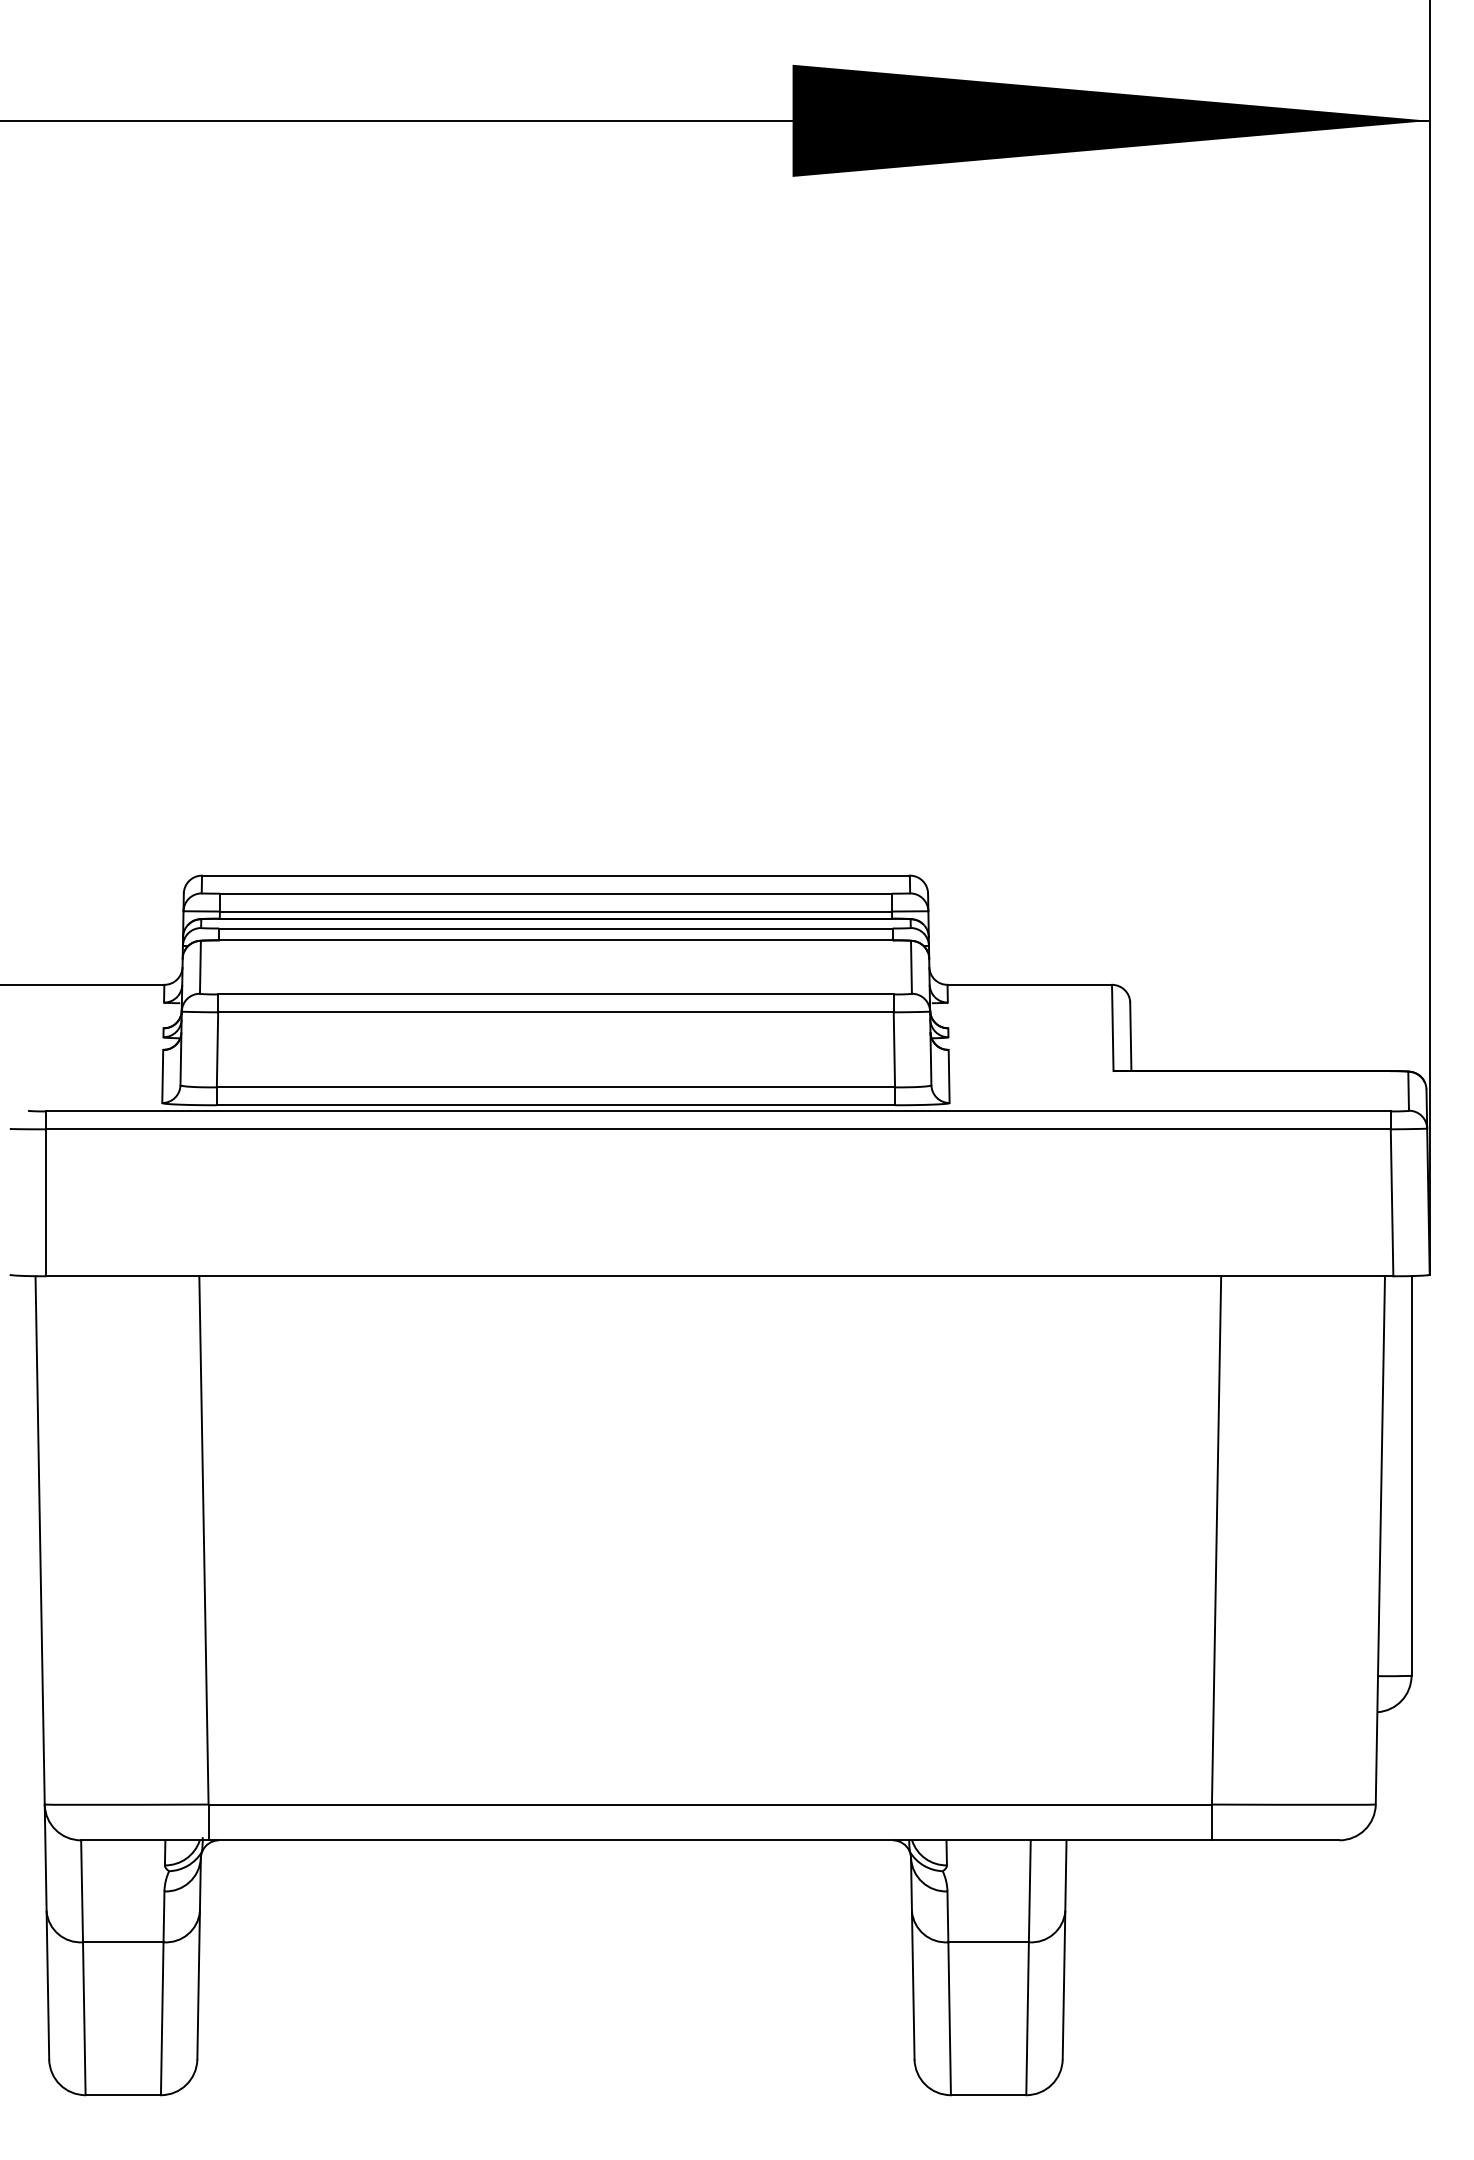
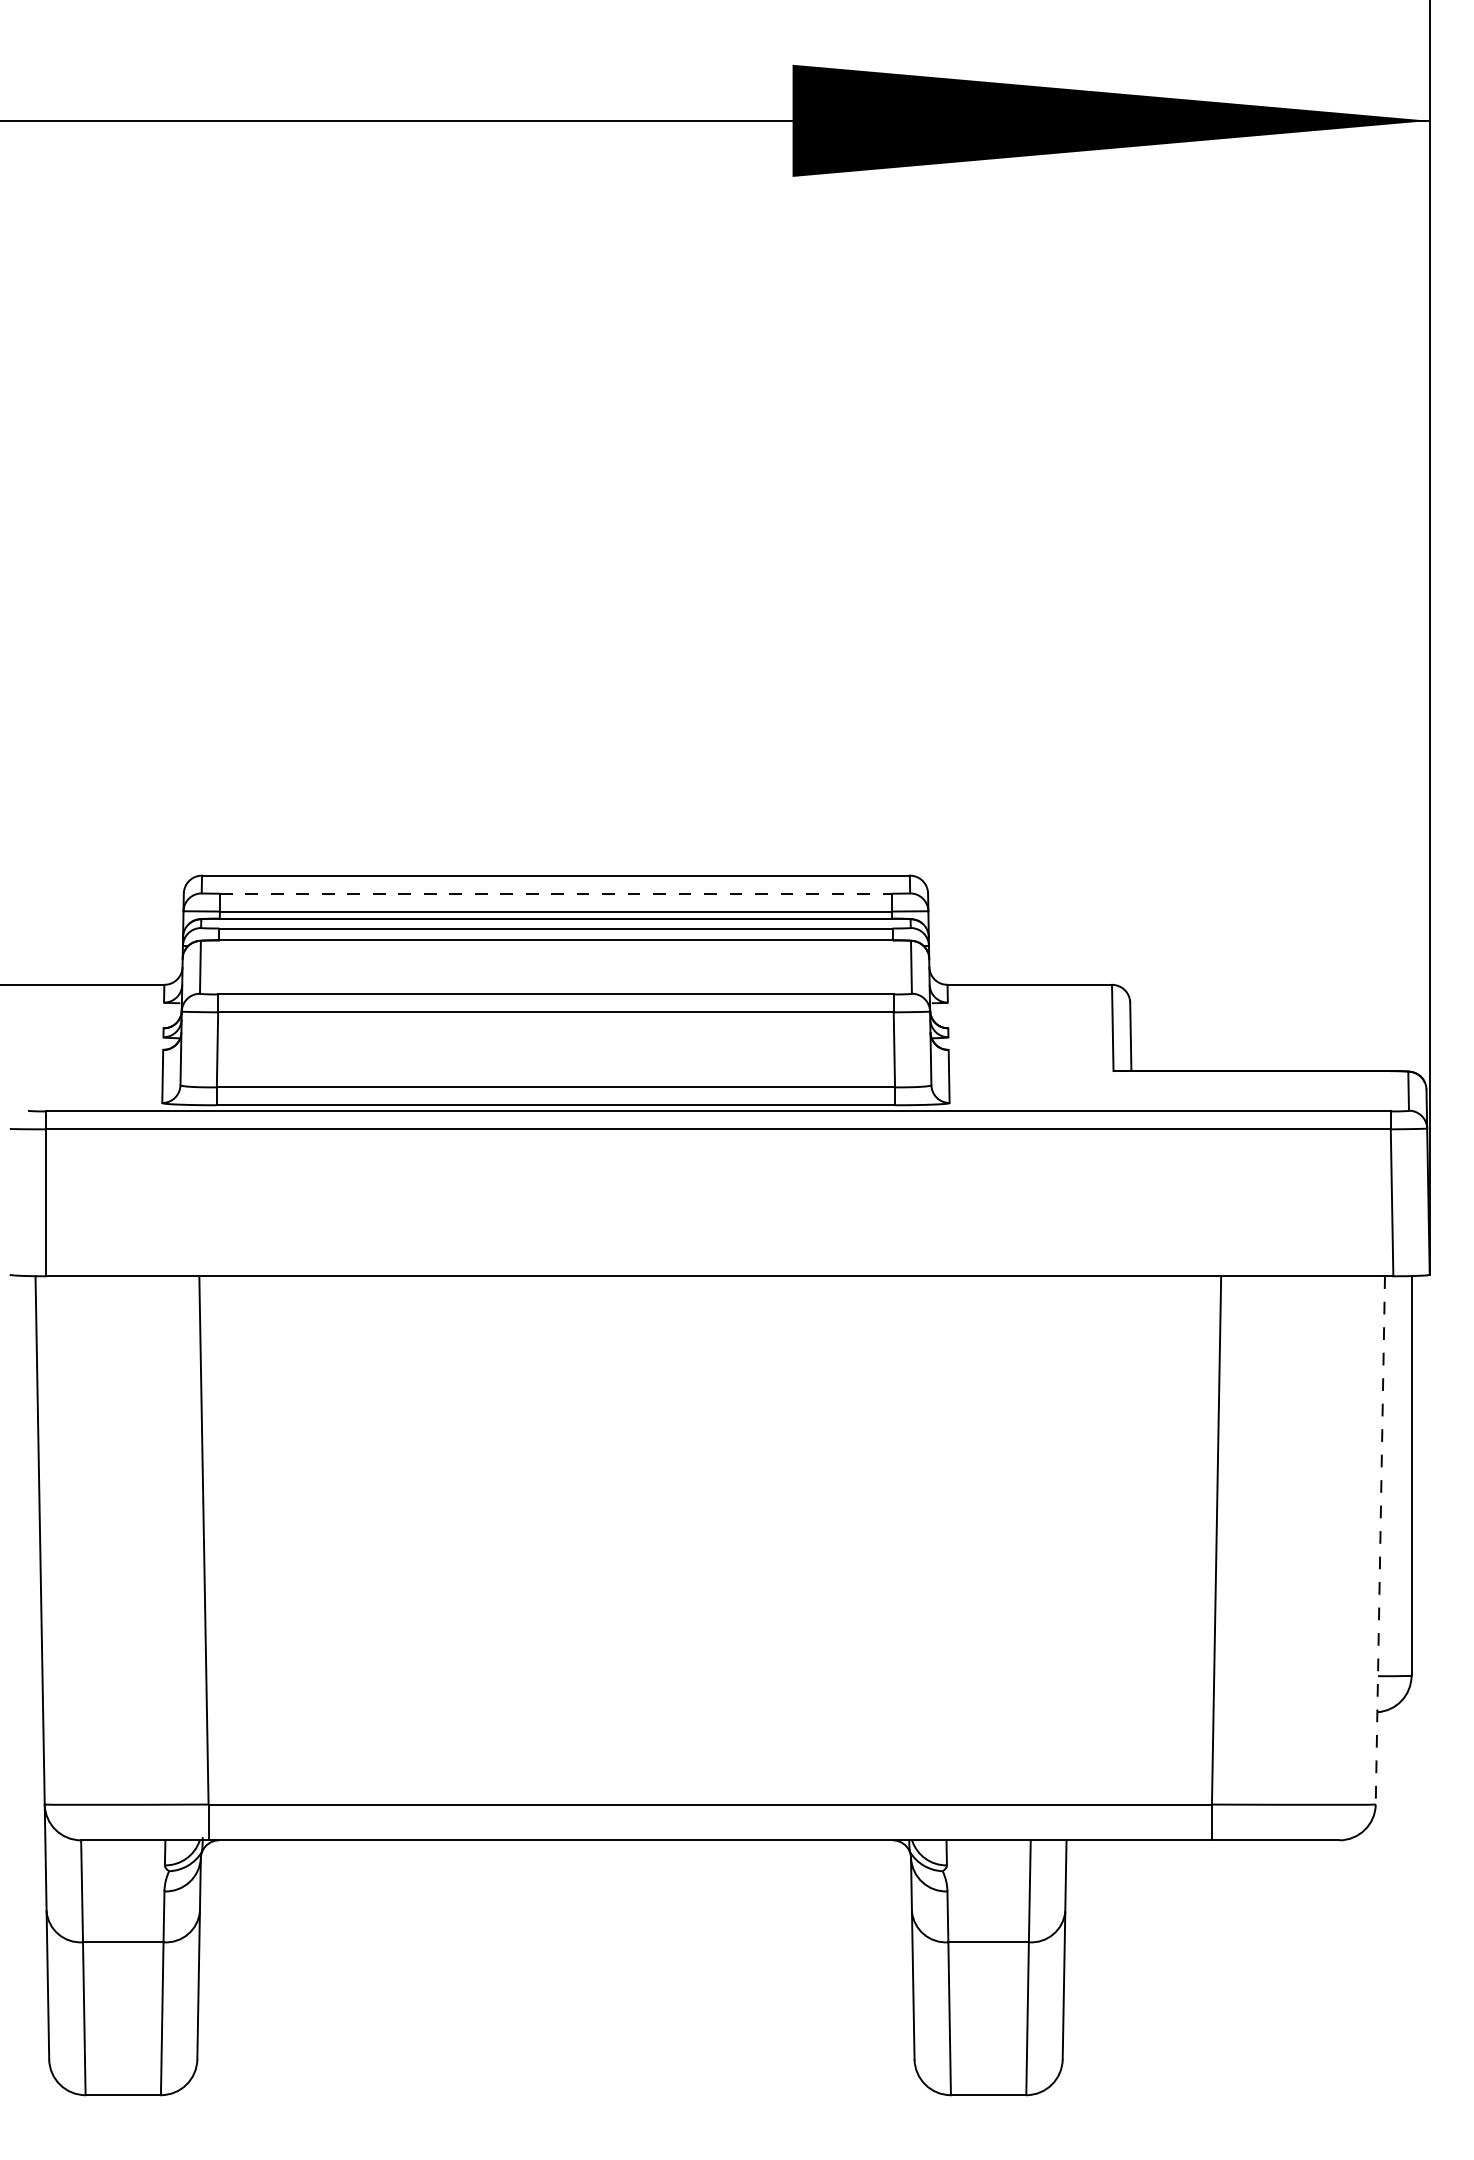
line: solid -> dashed (556, 893)
line: solid -> dashed (1380, 1540)
